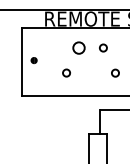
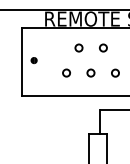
circle size: 14x14 px -> 10x10 px (78, 47)
circle: none -> present (90, 72)
